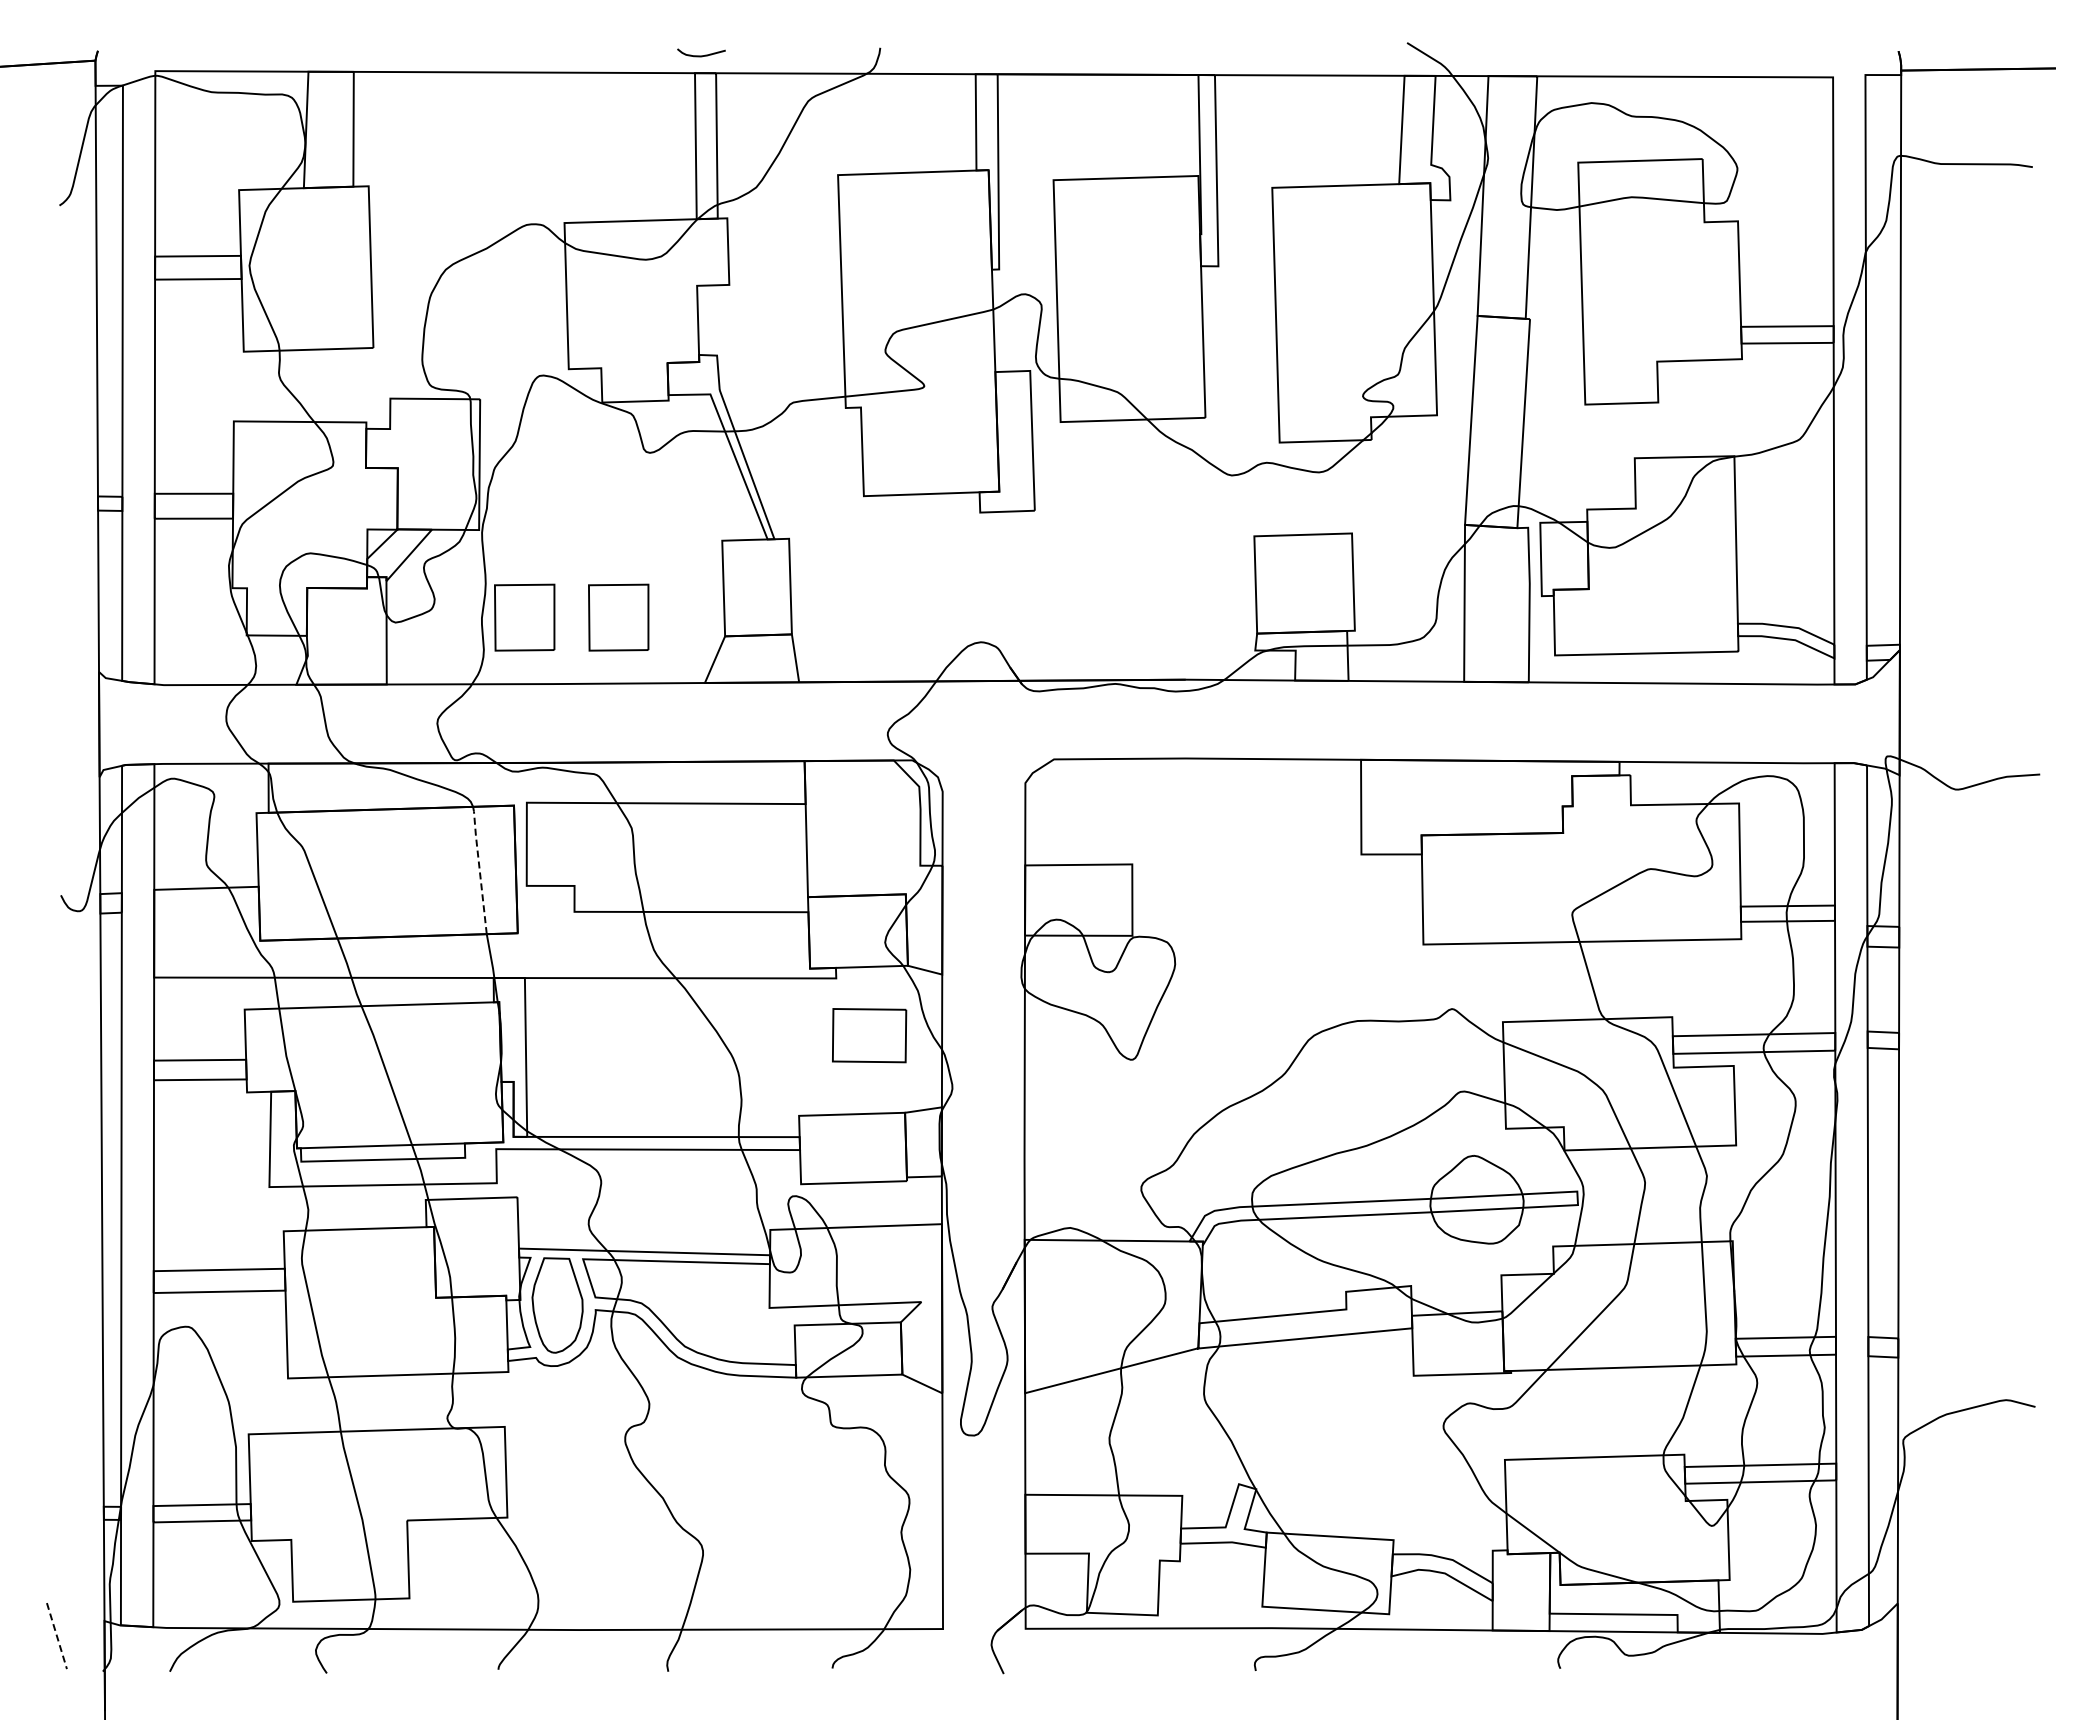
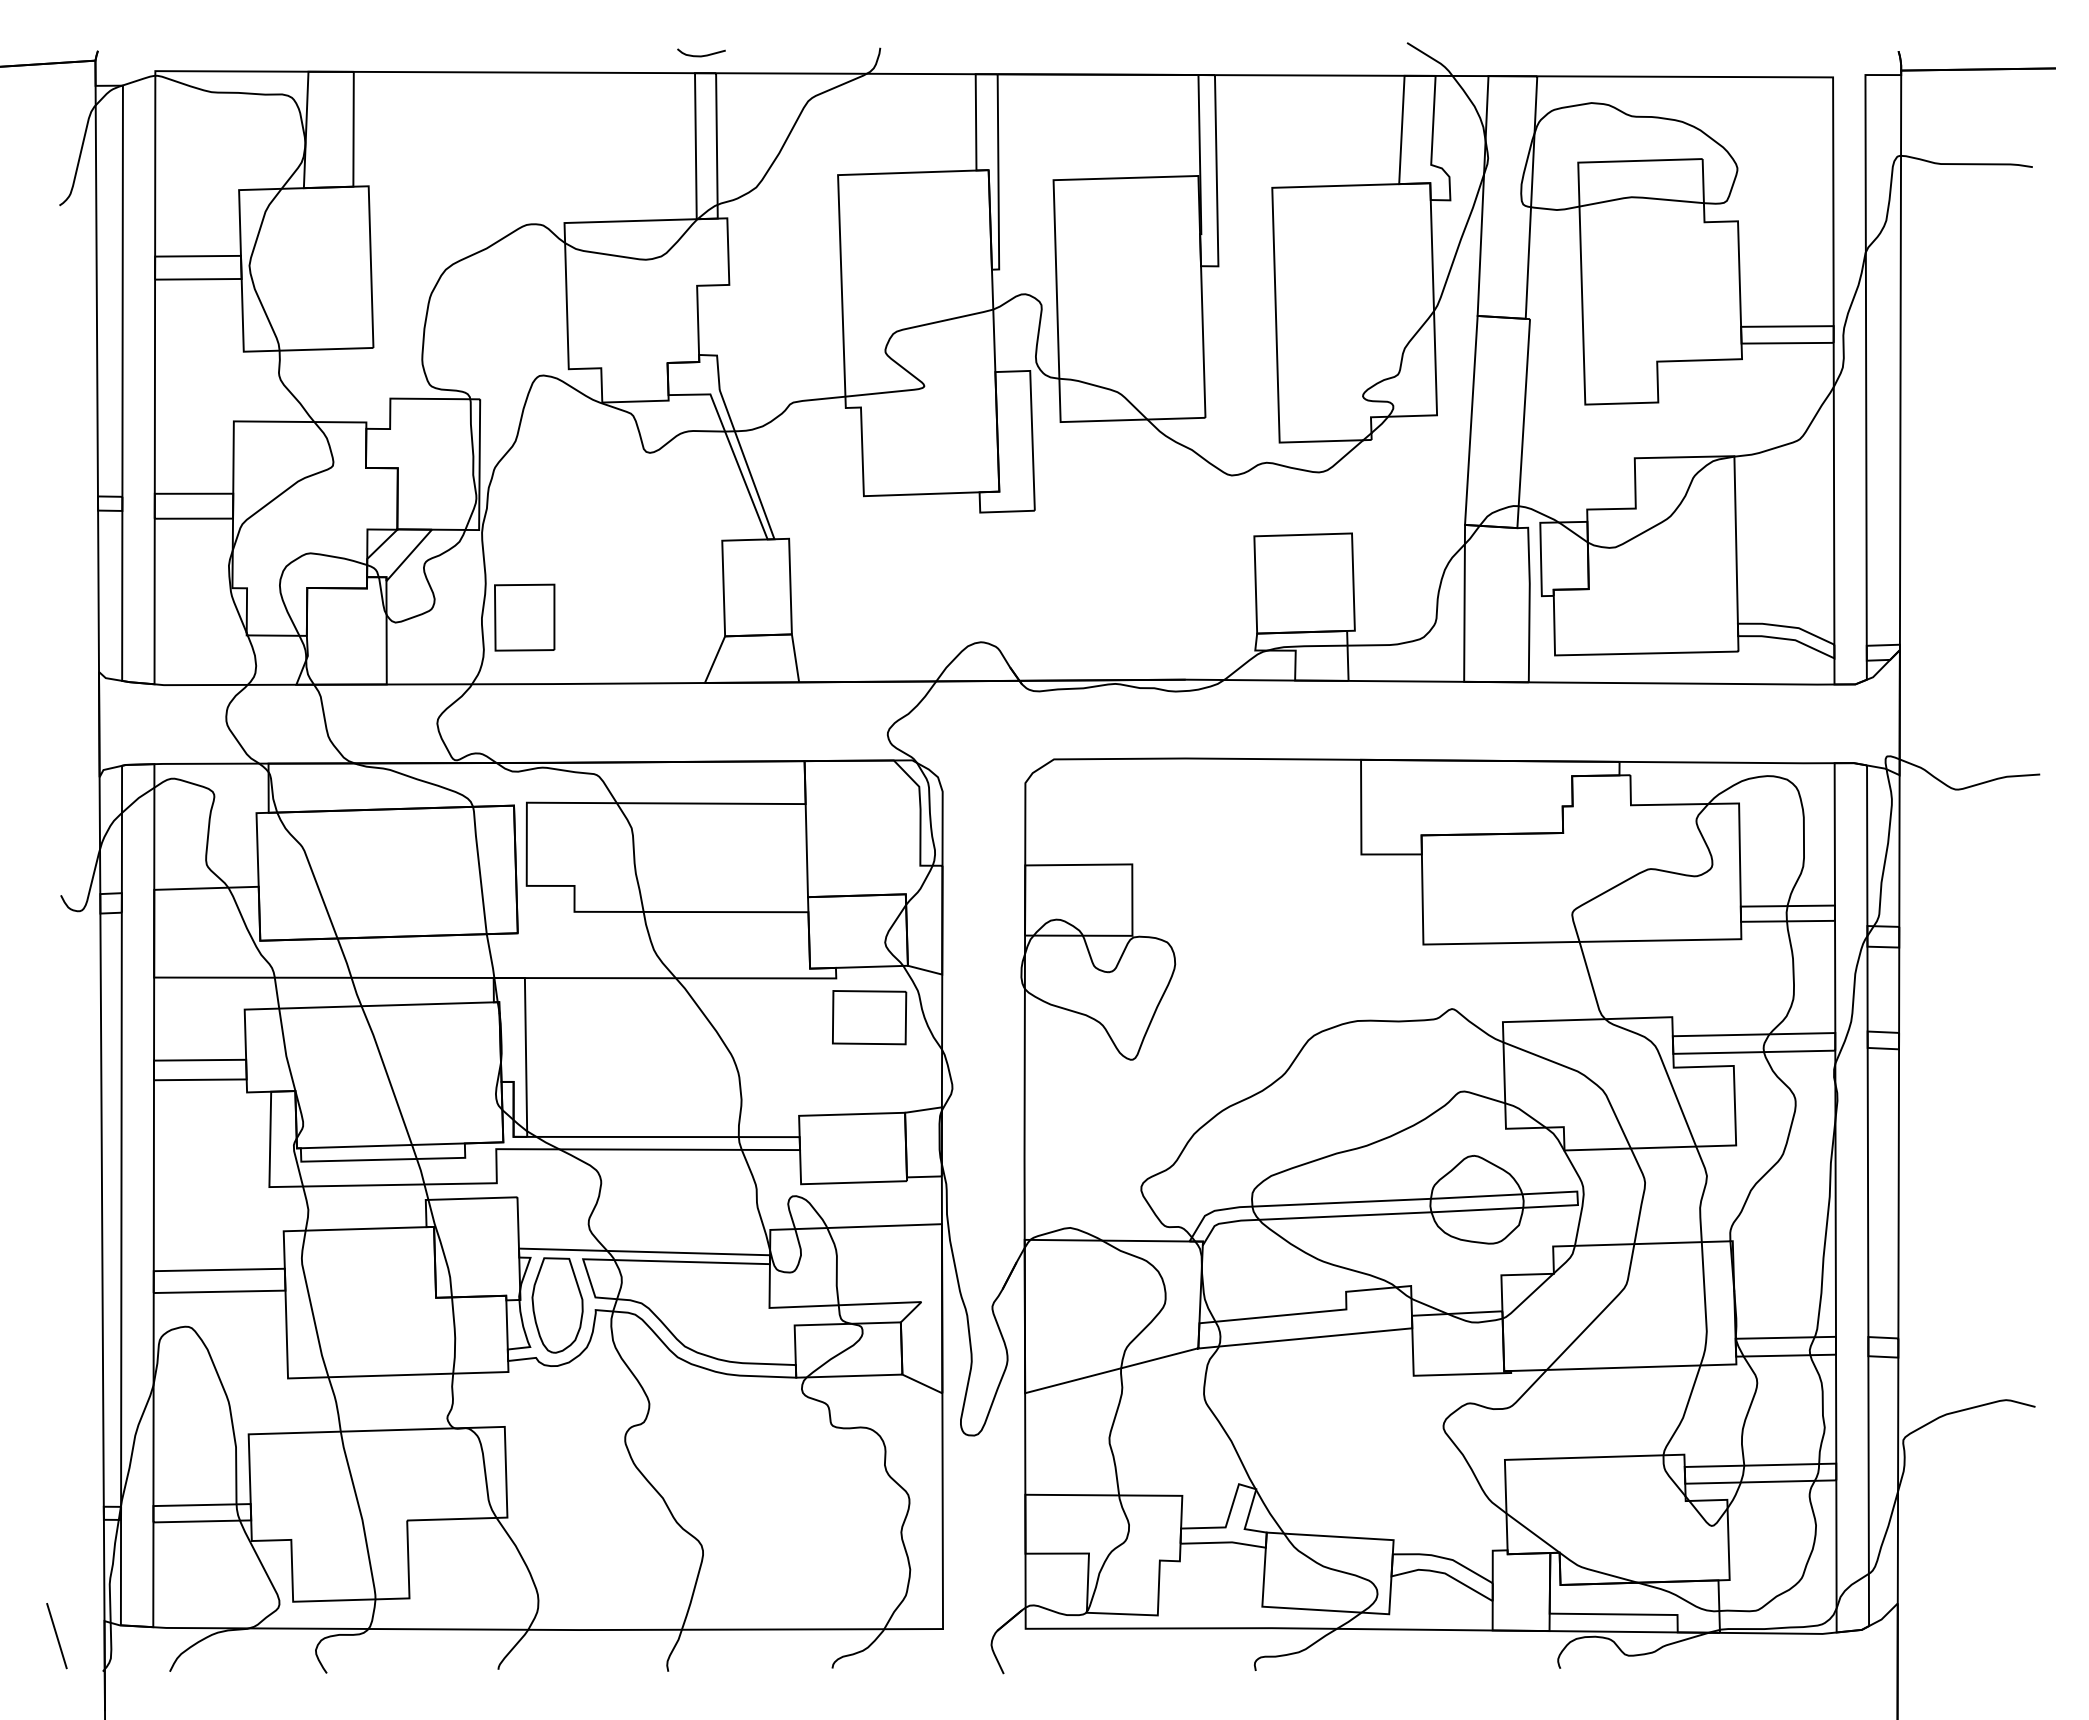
part: present -> none (618, 617)
line: dashed -> solid (479, 869)
part position: (869, 1035) -> (869, 1017) (869, 1017)
line: dashed -> solid (57, 1636)
